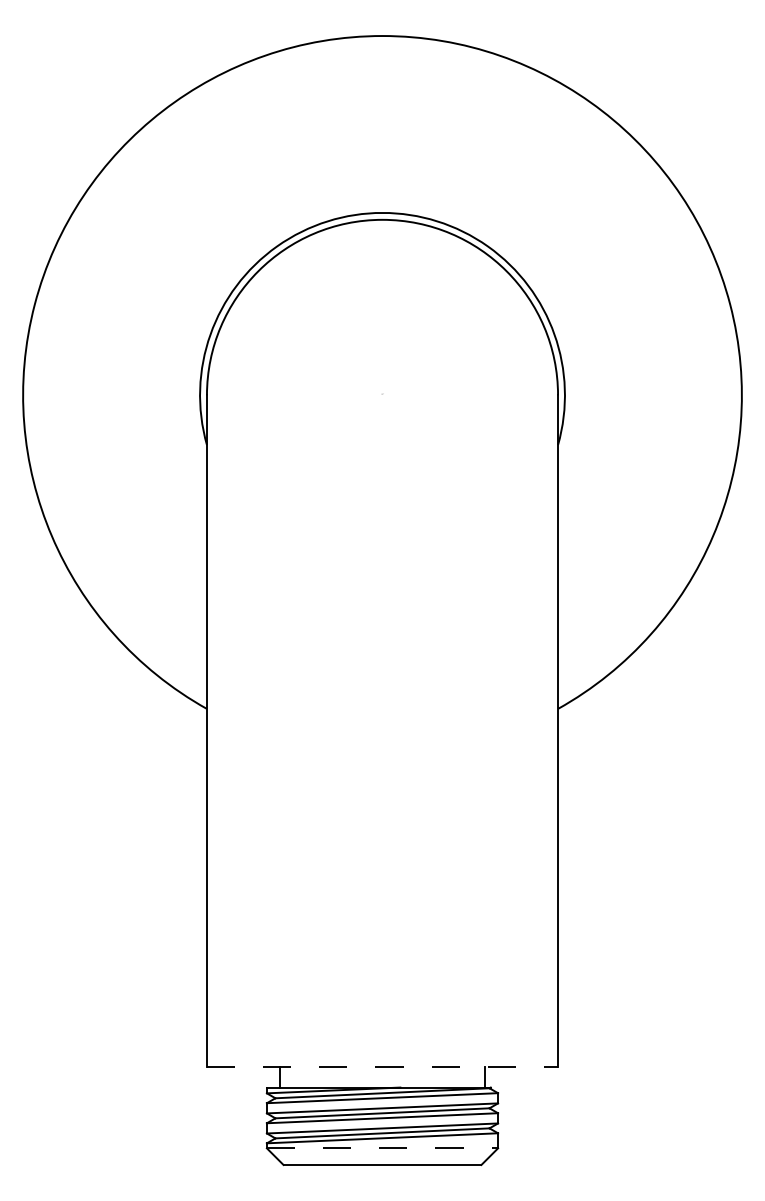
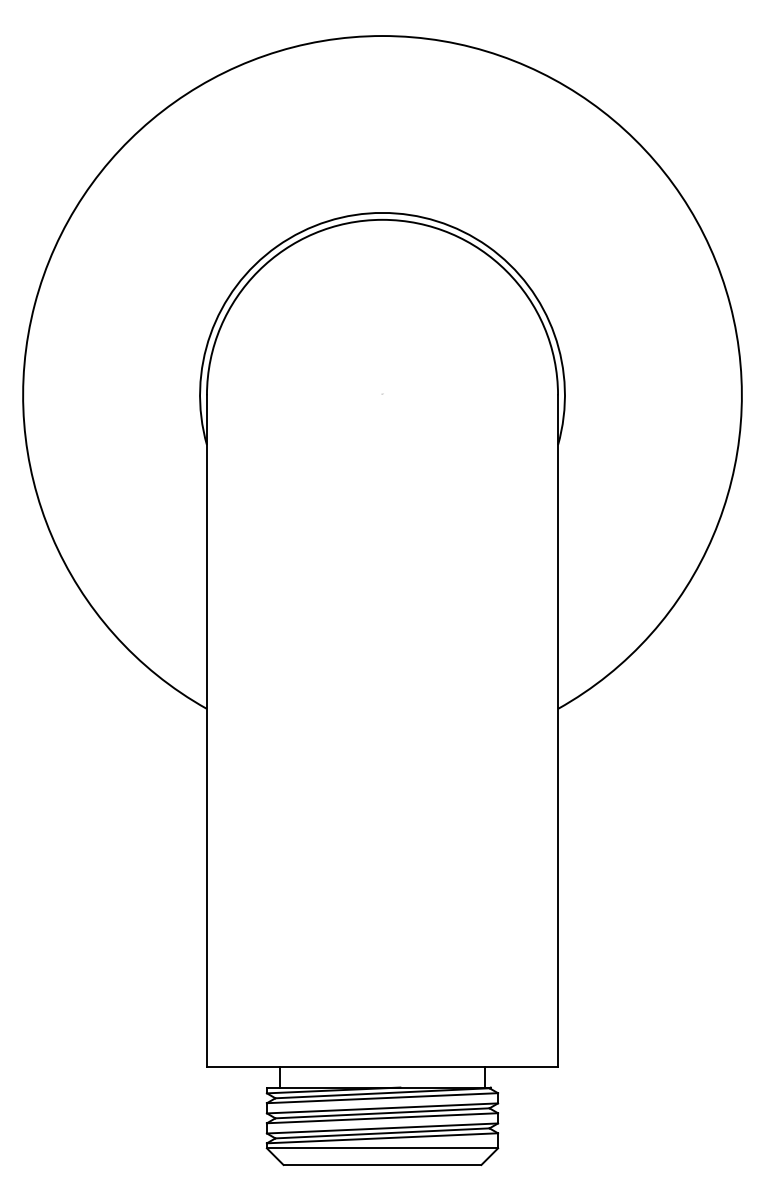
line: dashed -> solid (382, 1066)
line: dashed -> solid (382, 1148)
